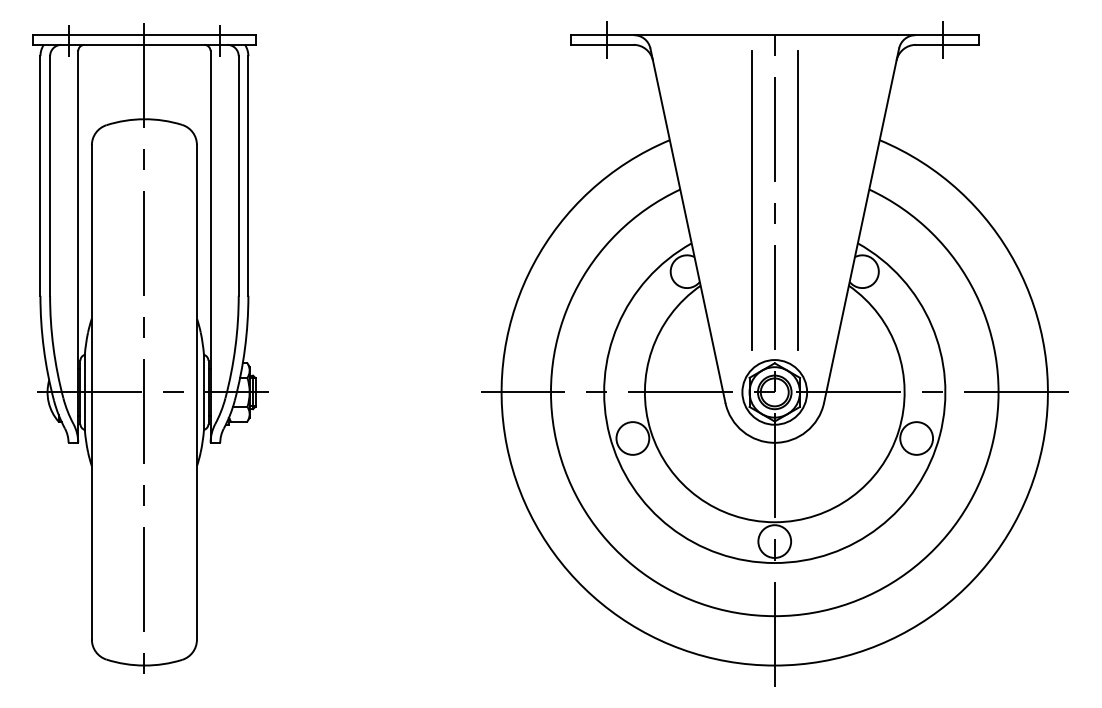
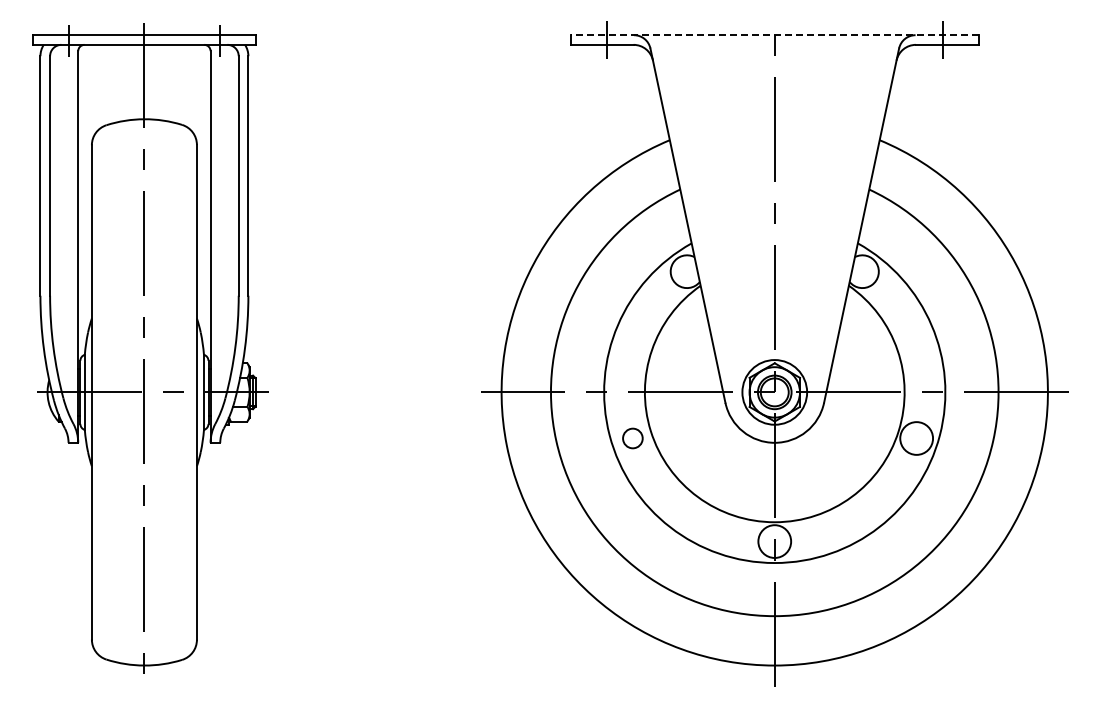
line: solid -> dashed (774, 35)
line: present -> none (751, 200)
line: present -> none (797, 200)
circle diameter: 33 px -> 20 px (632, 438)
